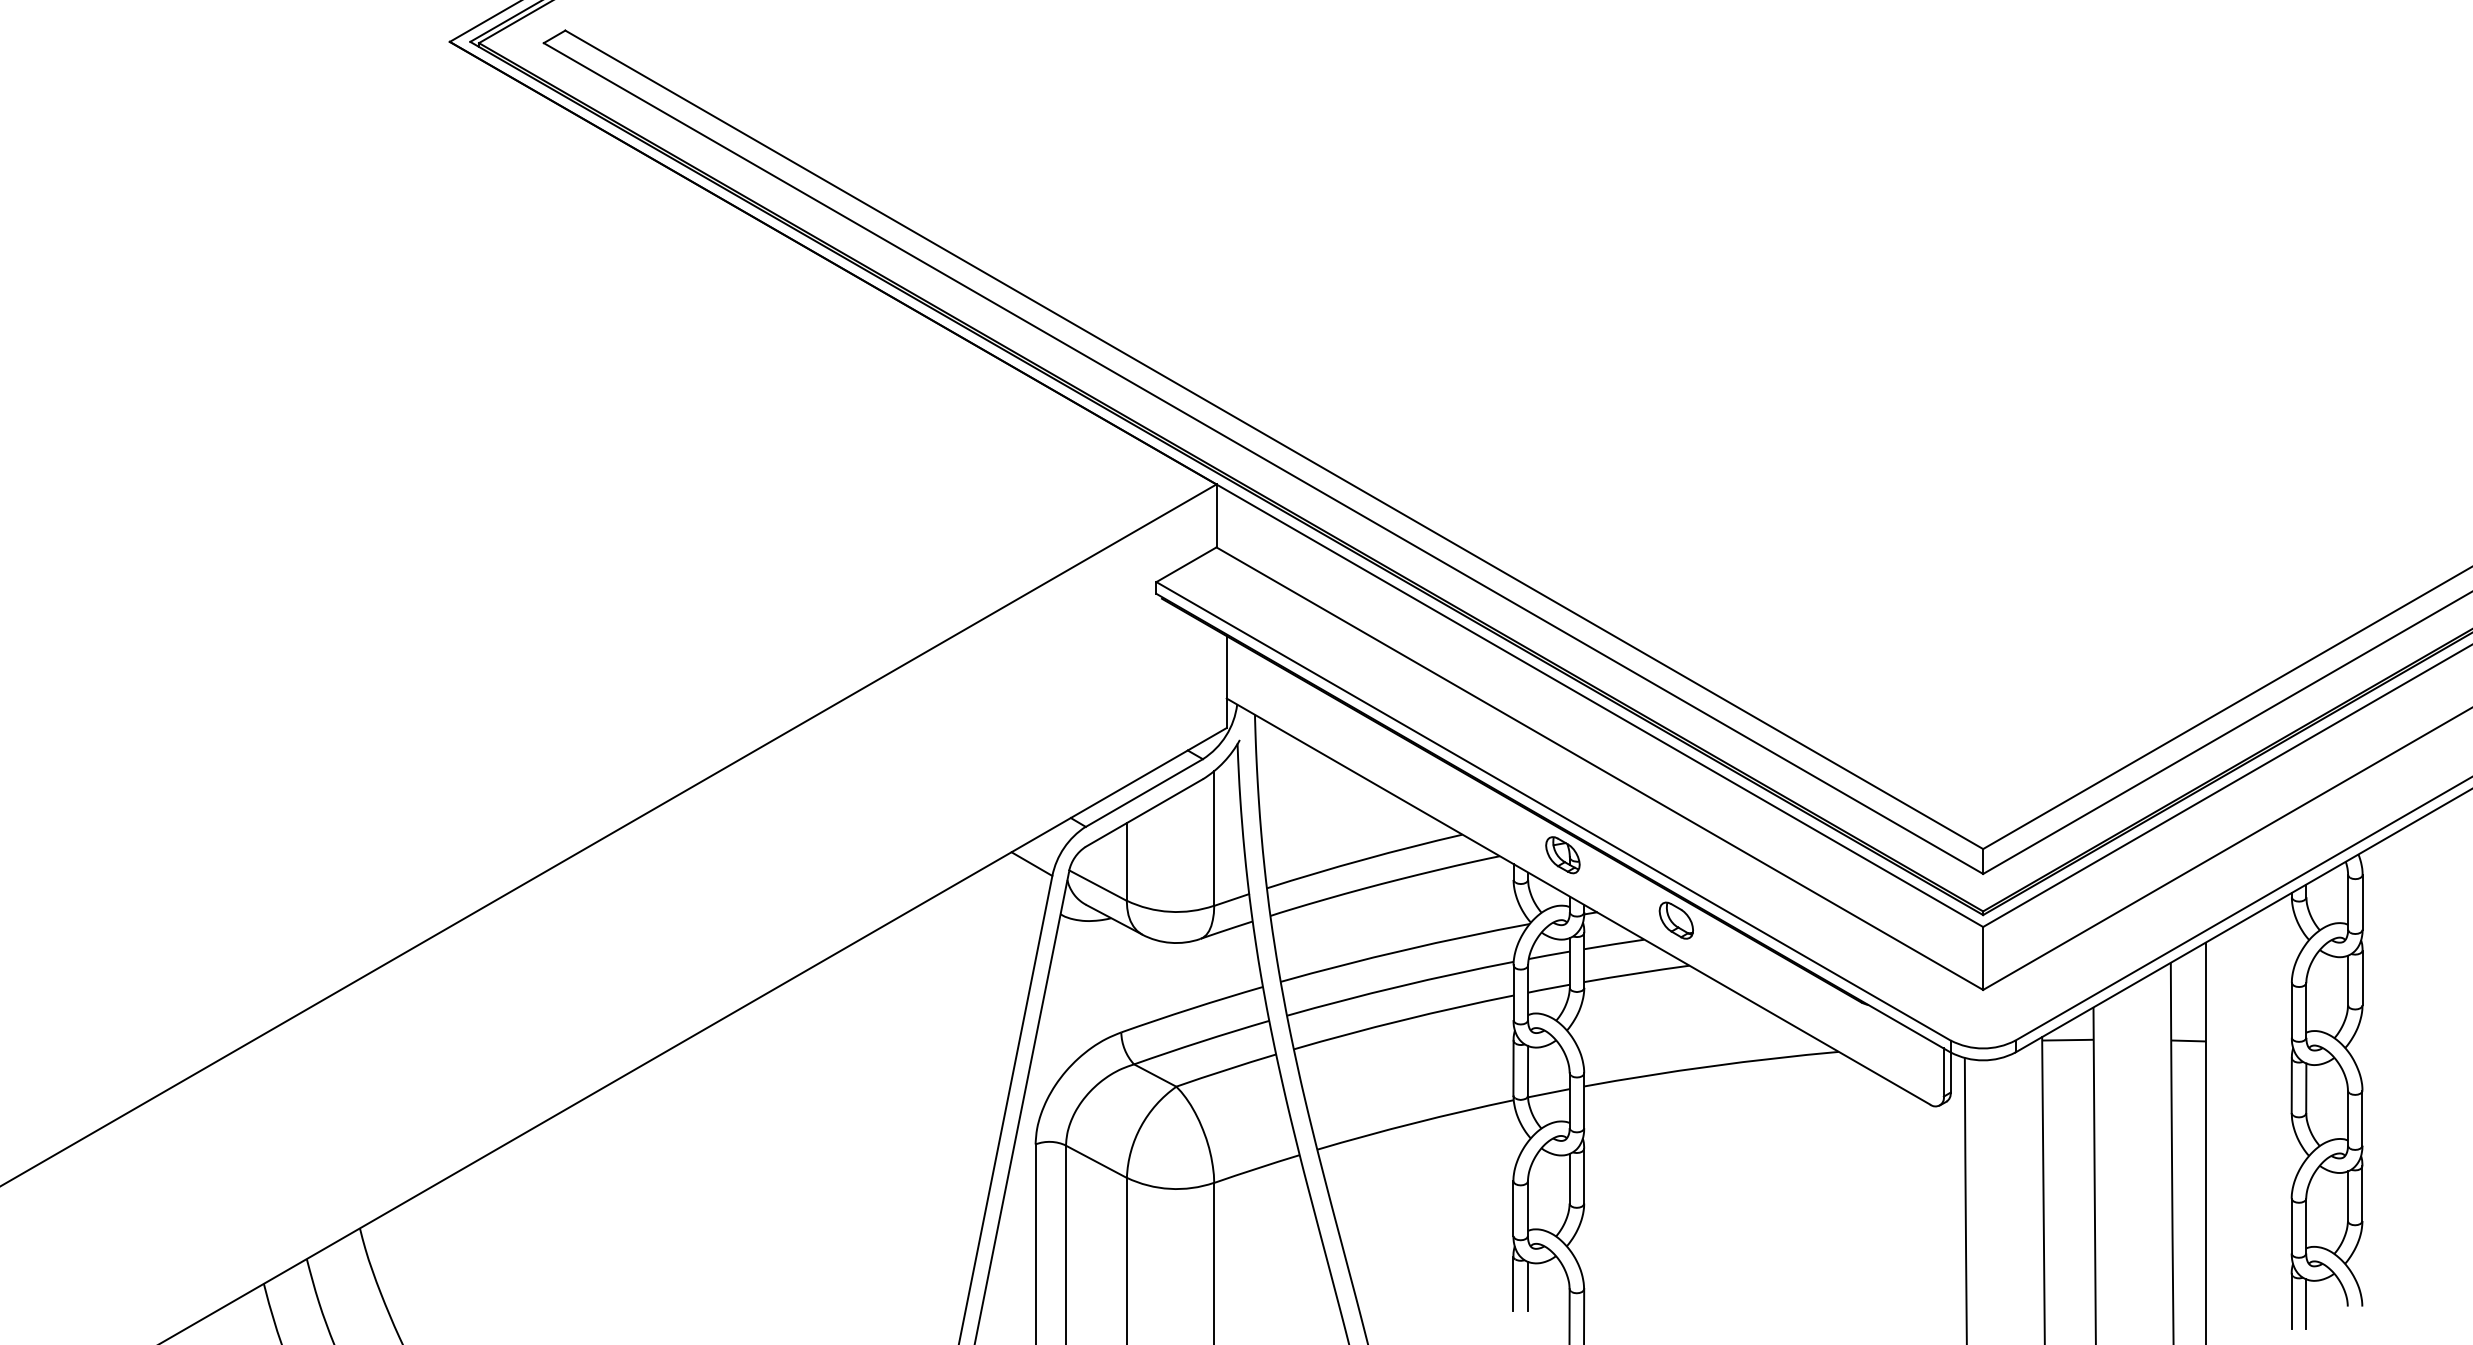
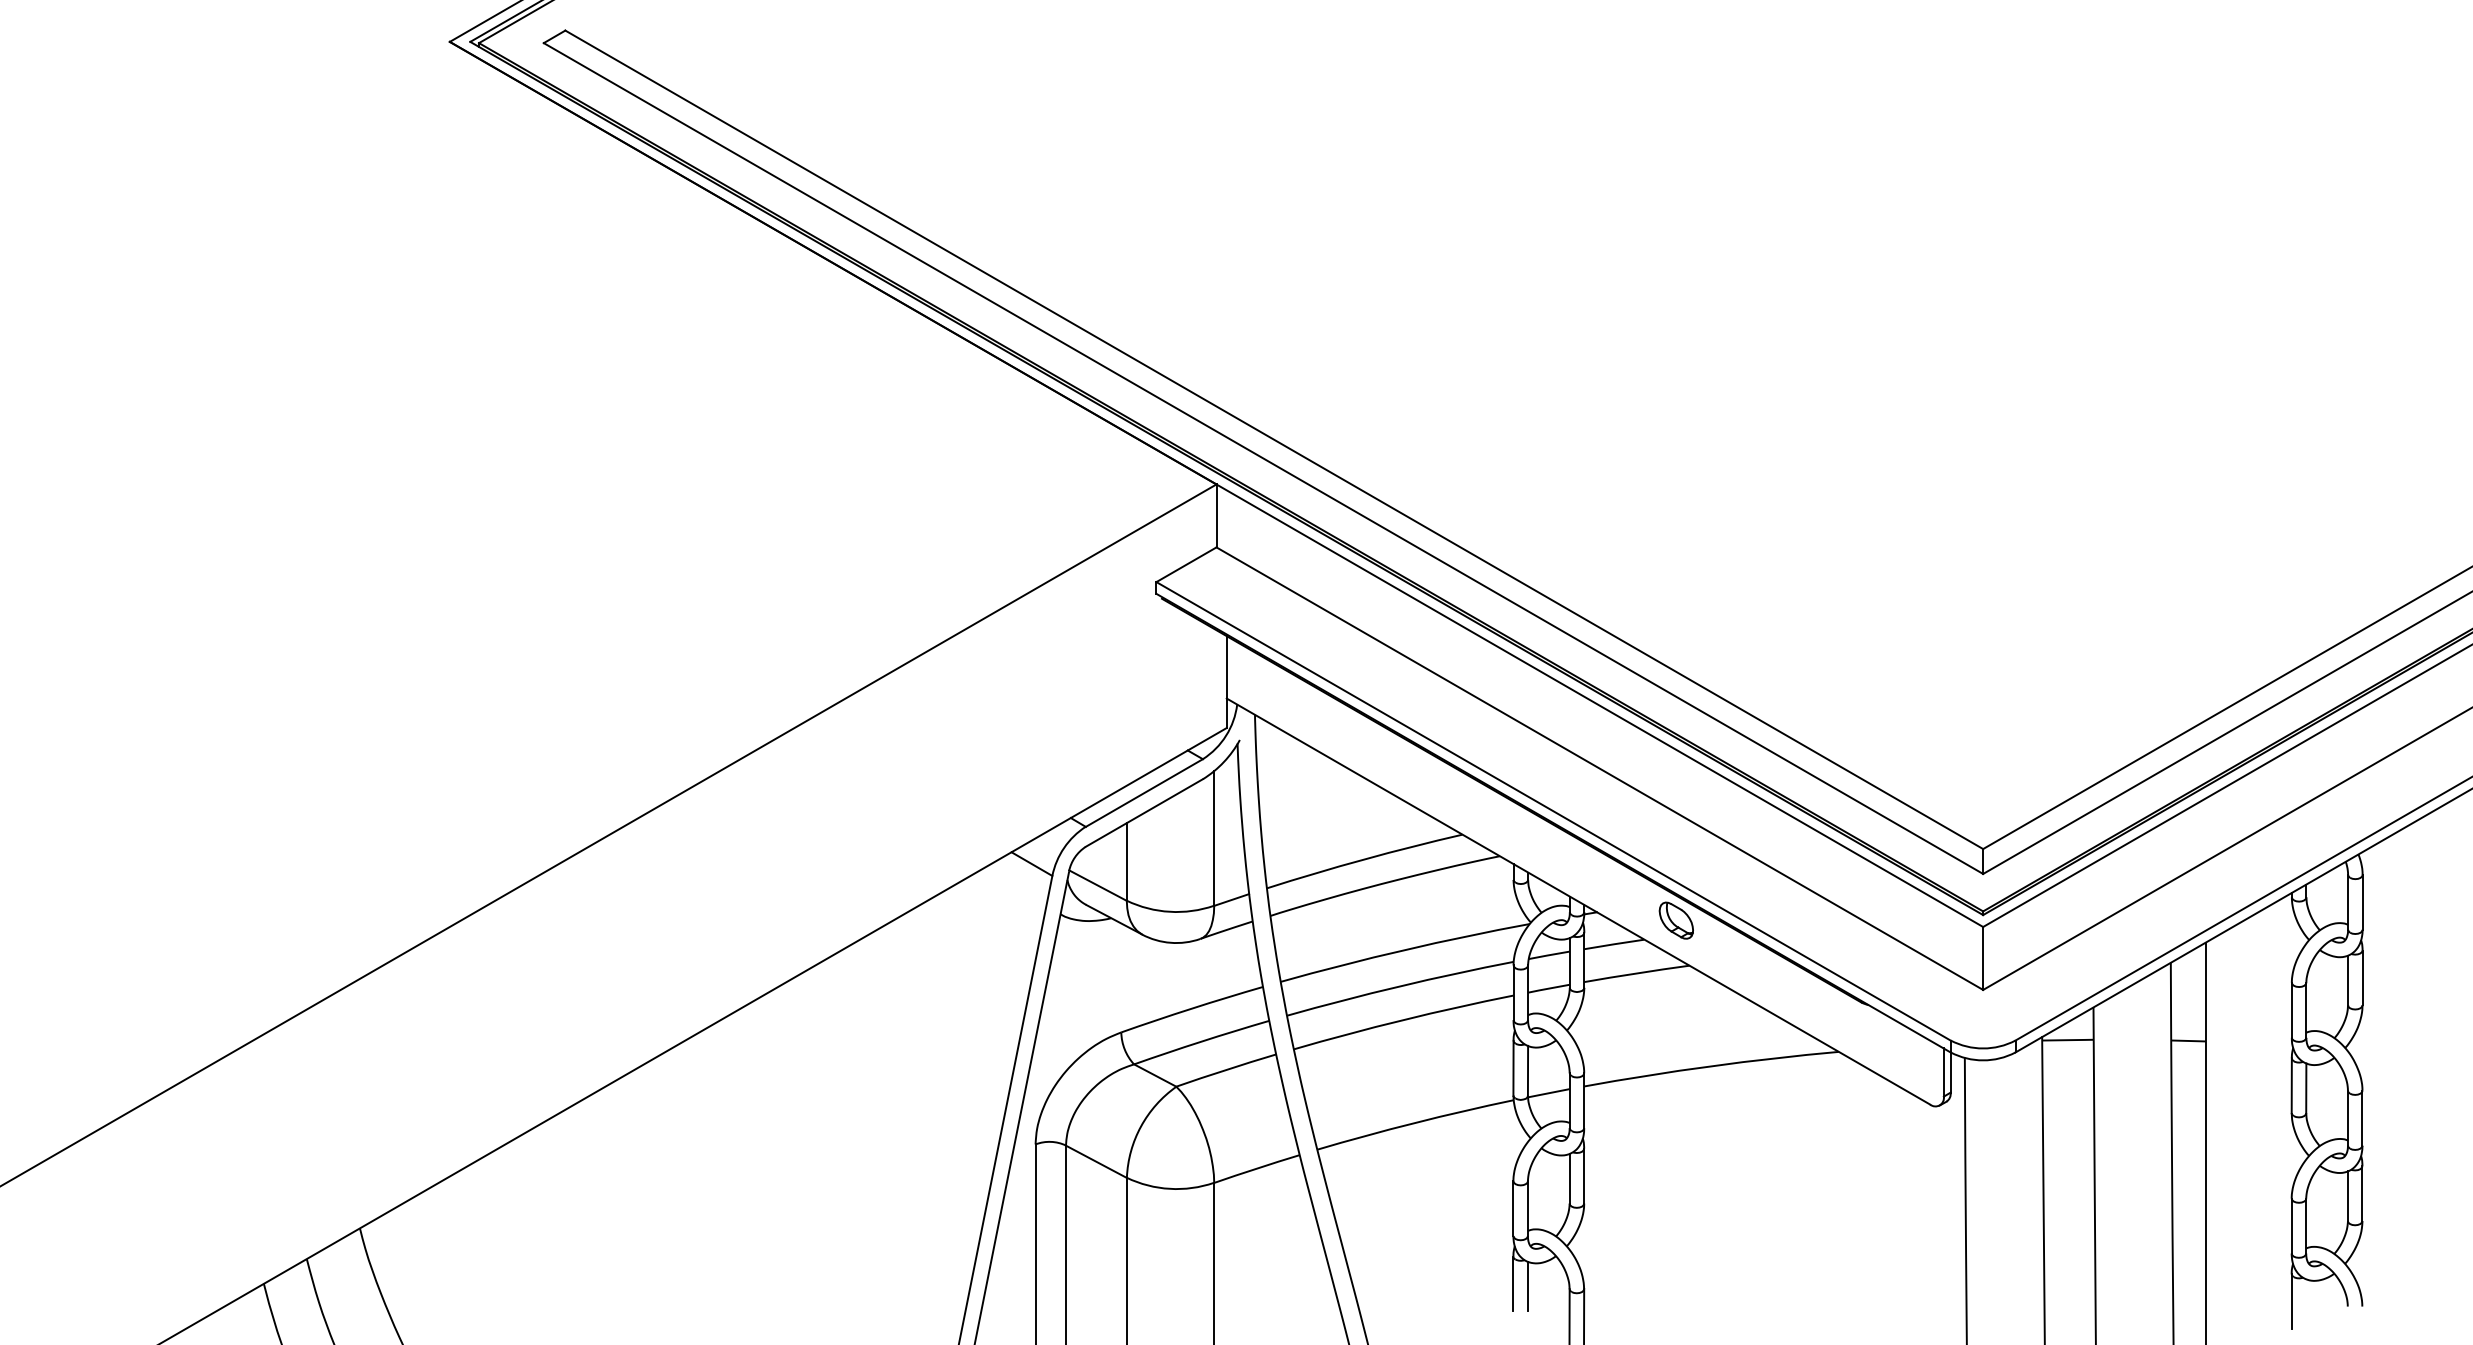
part: present -> none (1562, 855)
line: present -> none (2306, 1304)
